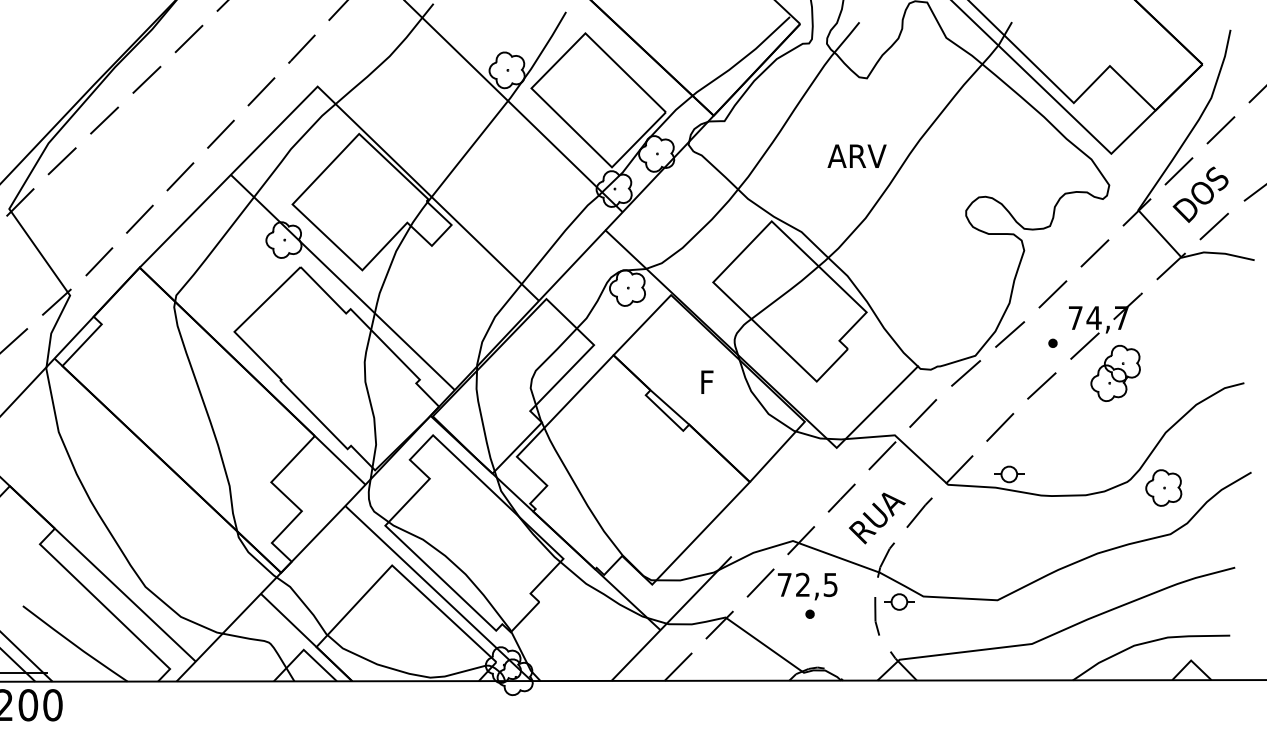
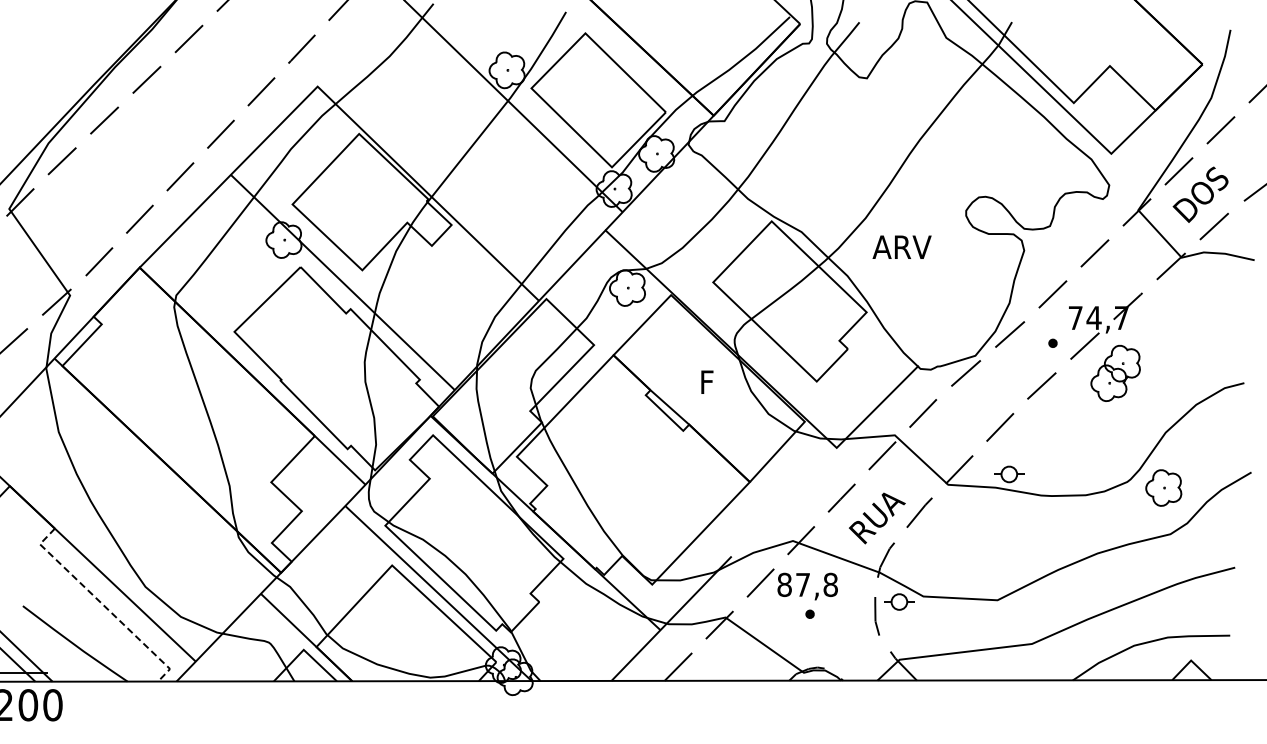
text position: (856, 155) -> (901, 246) (901, 246)
text: 72,5 -> 87,8 (807, 584)
line: solid -> dashed (103, 605)
